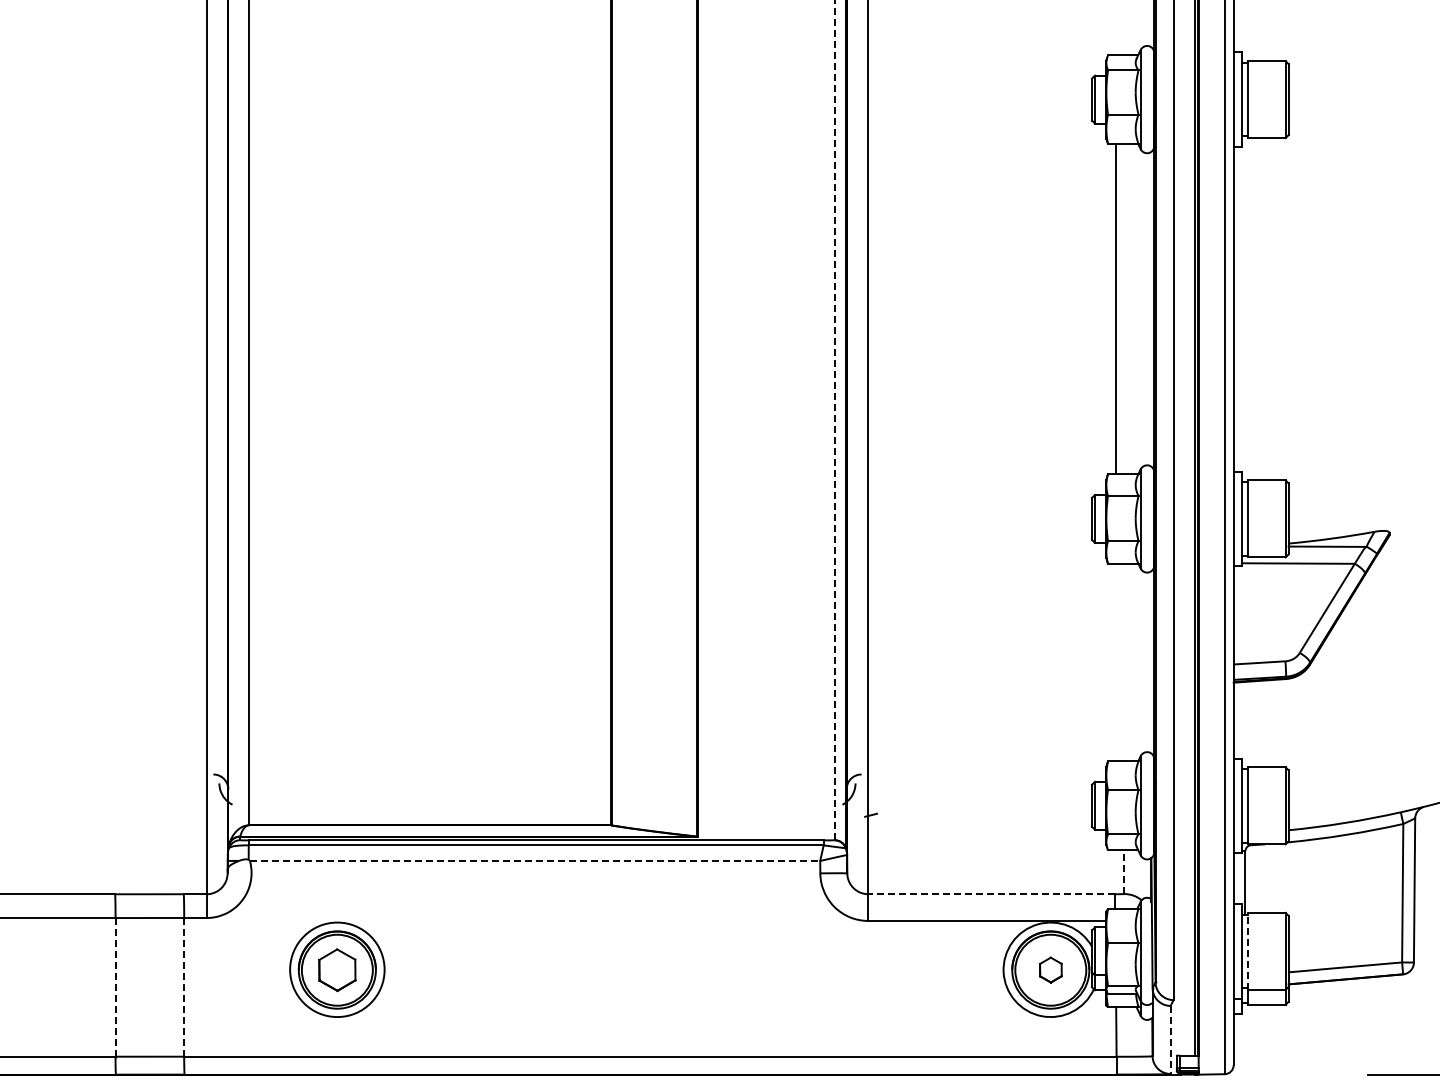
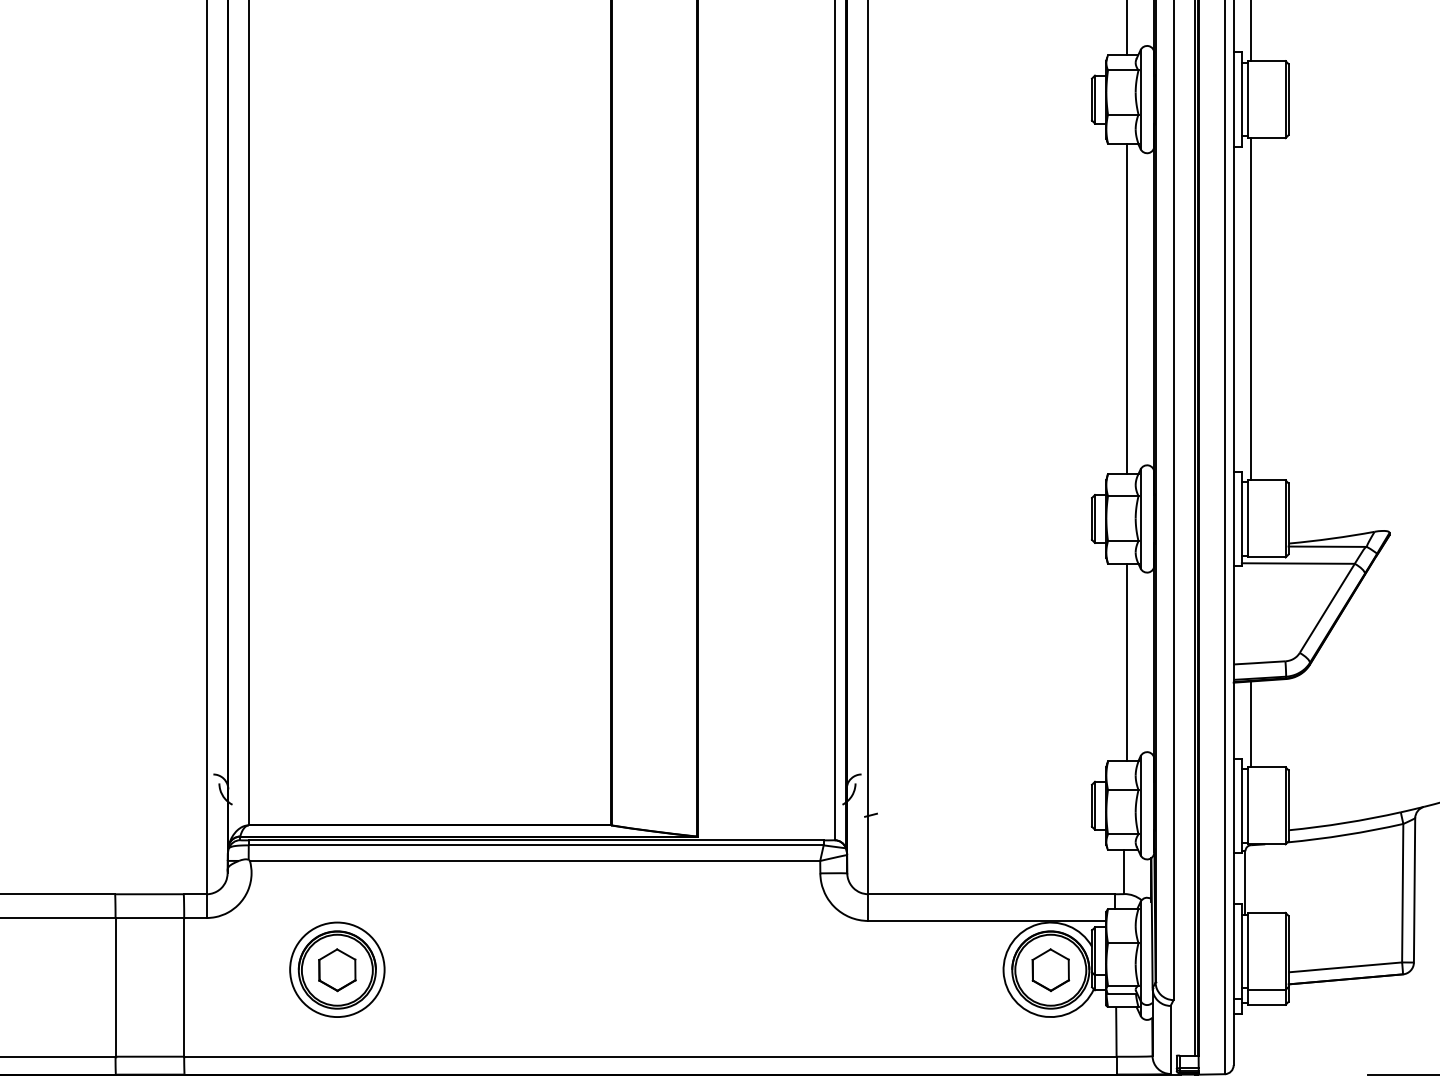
line: none -> present (1127, 28)
line: none -> present (1250, 31)
line position: (1116, 308) -> (1127, 308) (1127, 308)
line: none -> present (1250, 309)
line: dashed -> solid (834, 420)
line: none -> present (1127, 662)
line: none -> present (1250, 724)
line: dashed -> solid (535, 861)
line: dashed -> solid (1124, 872)
line: dashed -> solid (991, 894)
line: dashed -> solid (1247, 951)
part size: 24x28 px -> 40x44 px (1050, 969)
line: dashed -> solid (115, 986)
line: dashed -> solid (184, 986)
line: dashed -> solid (1170, 1039)
